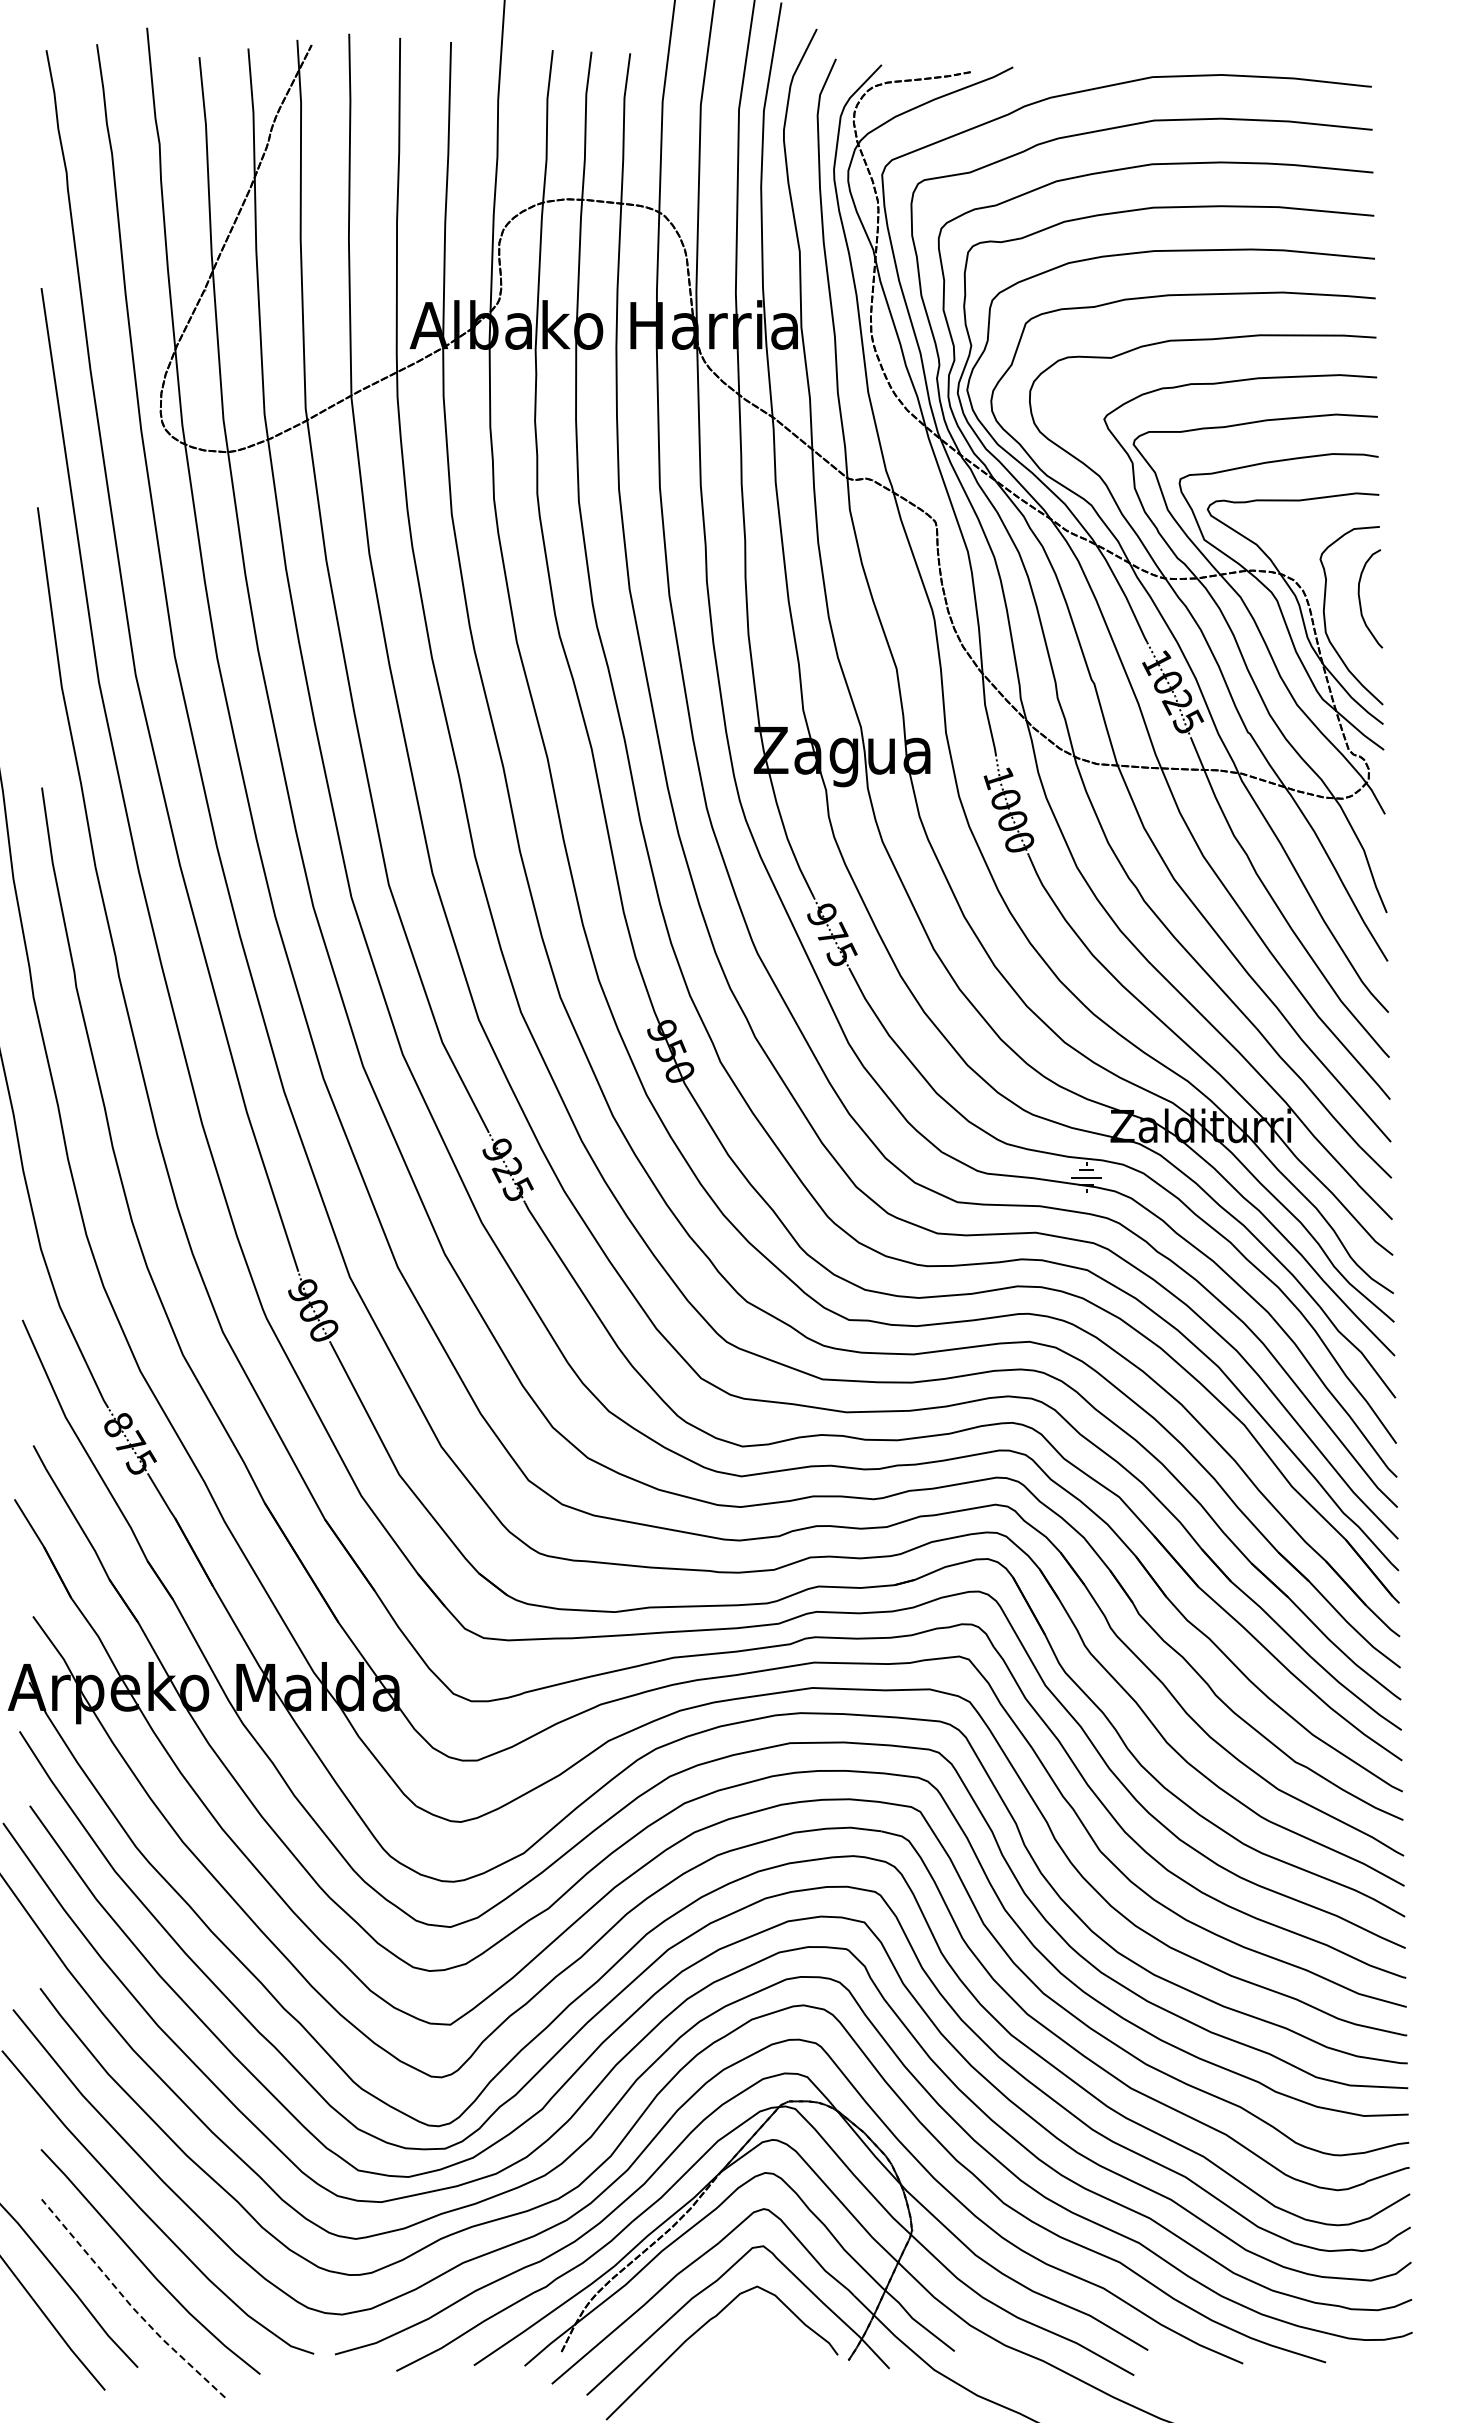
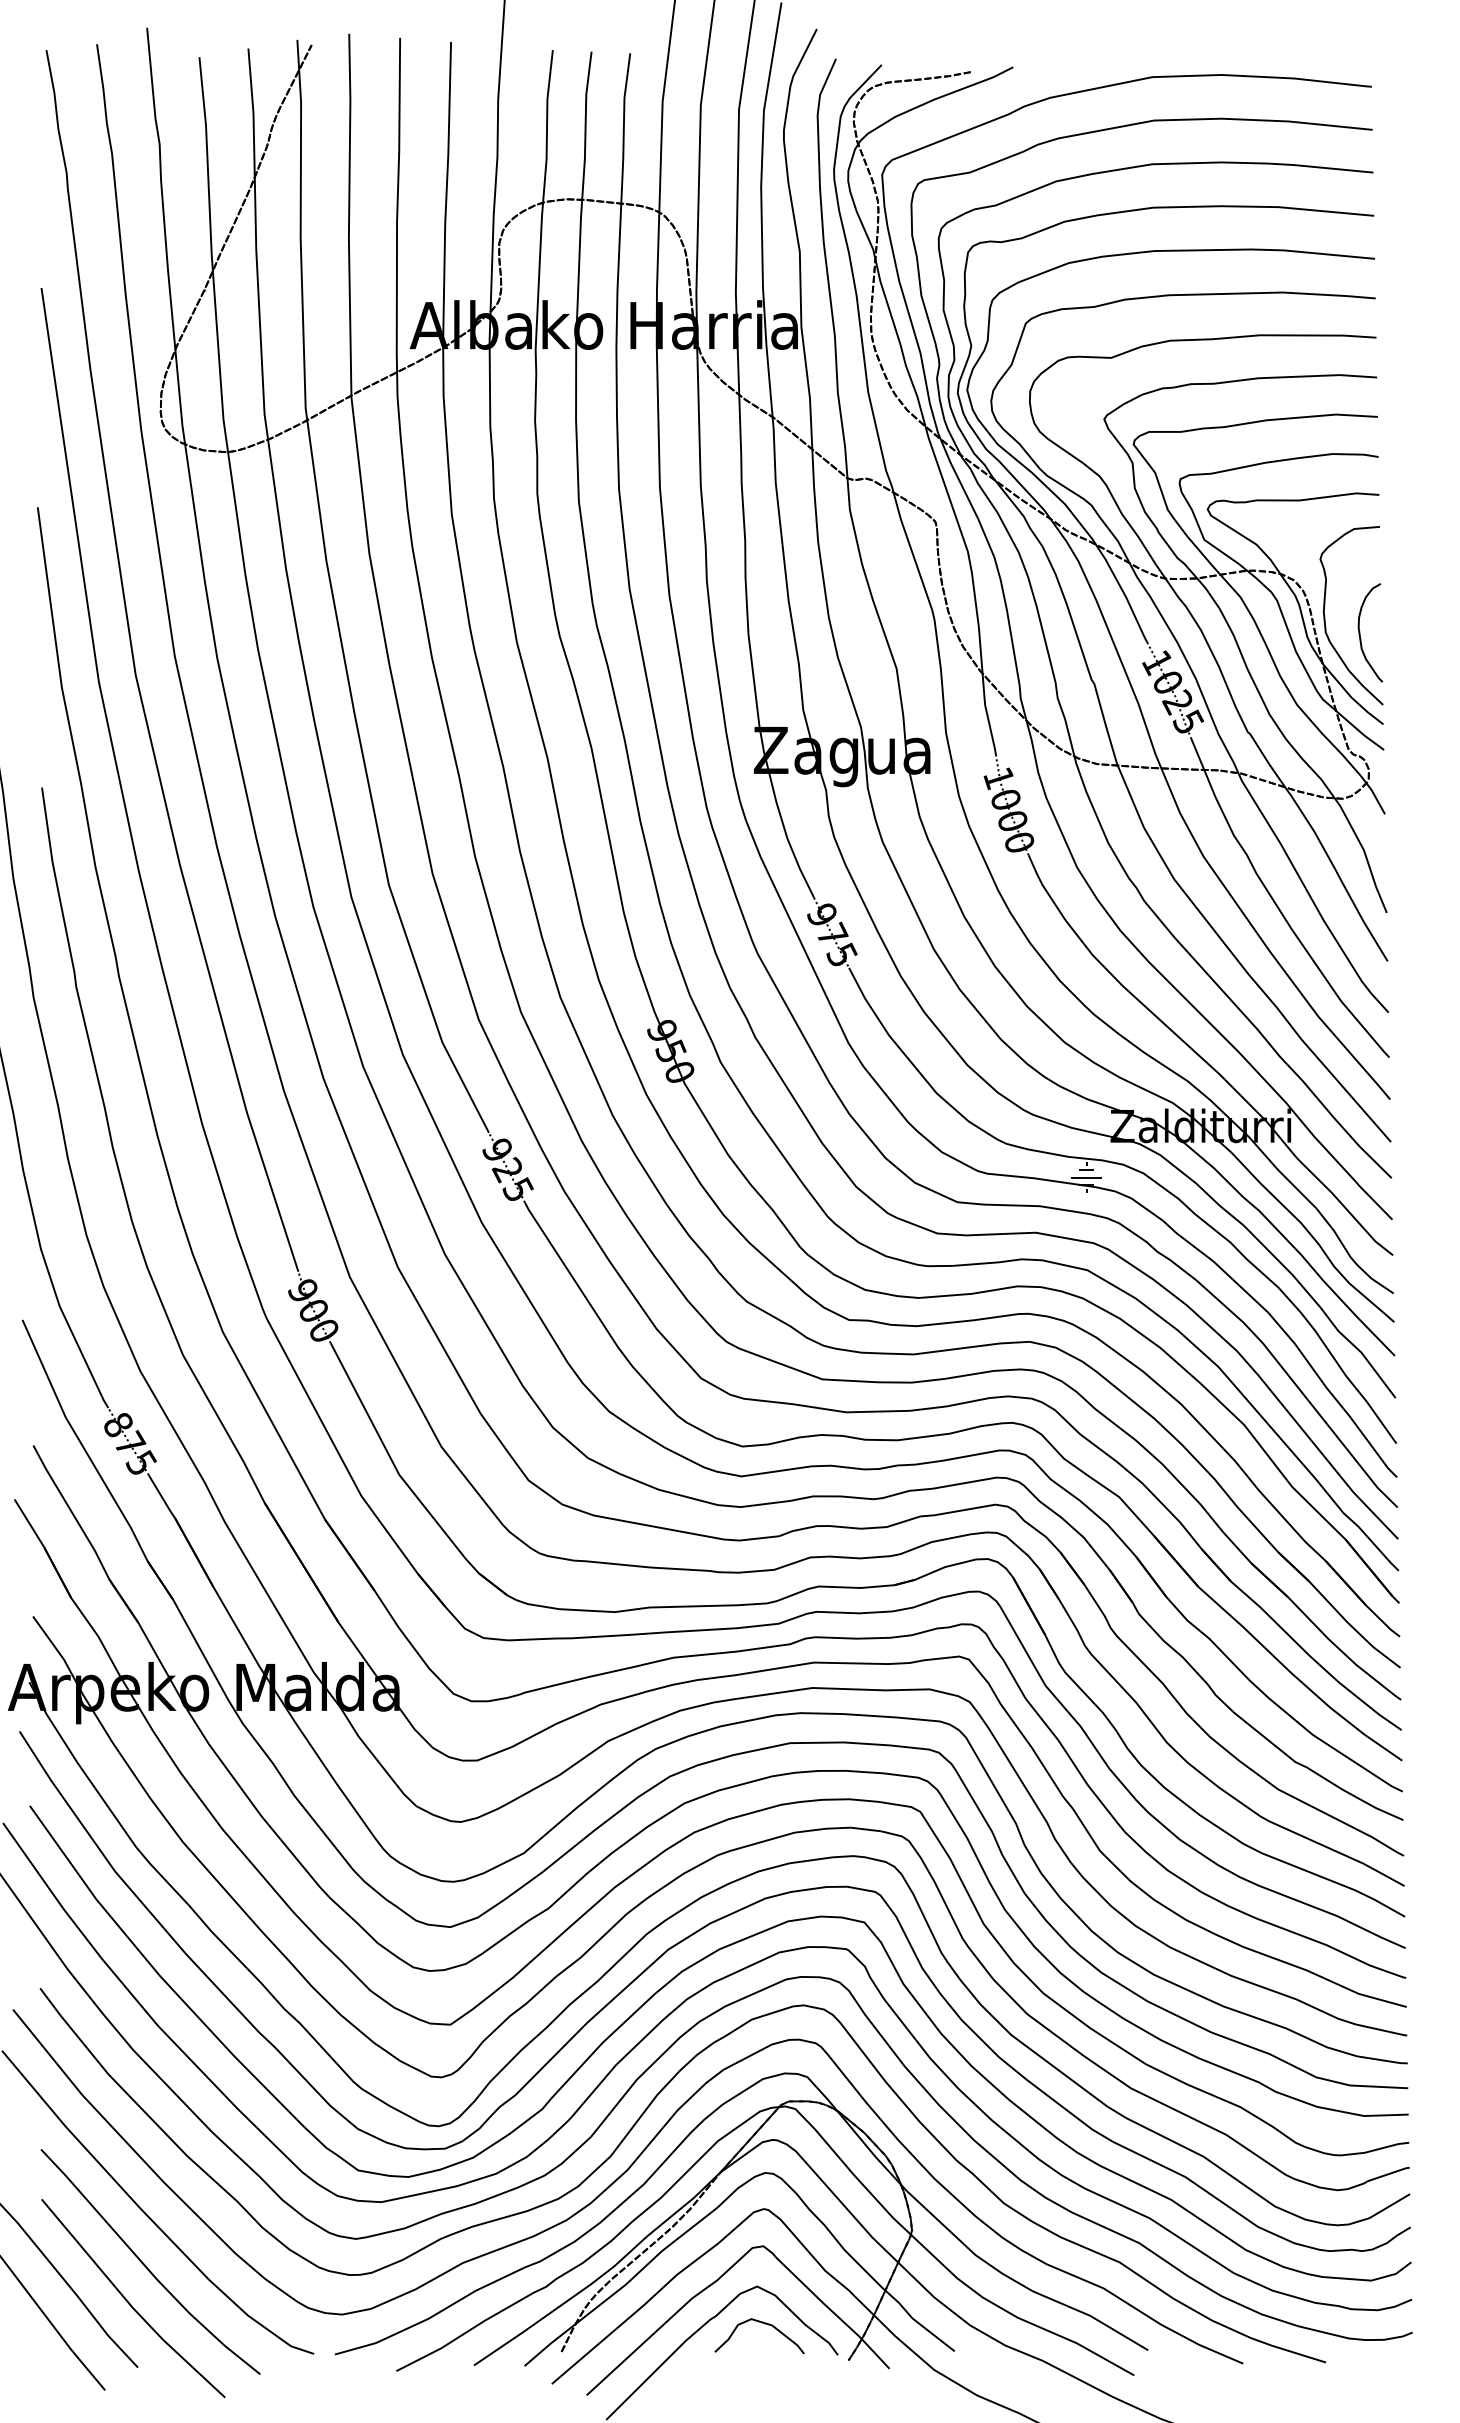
curve position: (1360, 598) -> (1360, 632) (1360, 632)
line: dashed -> solid (129, 2303)
curve: none -> present (764, 2324)
